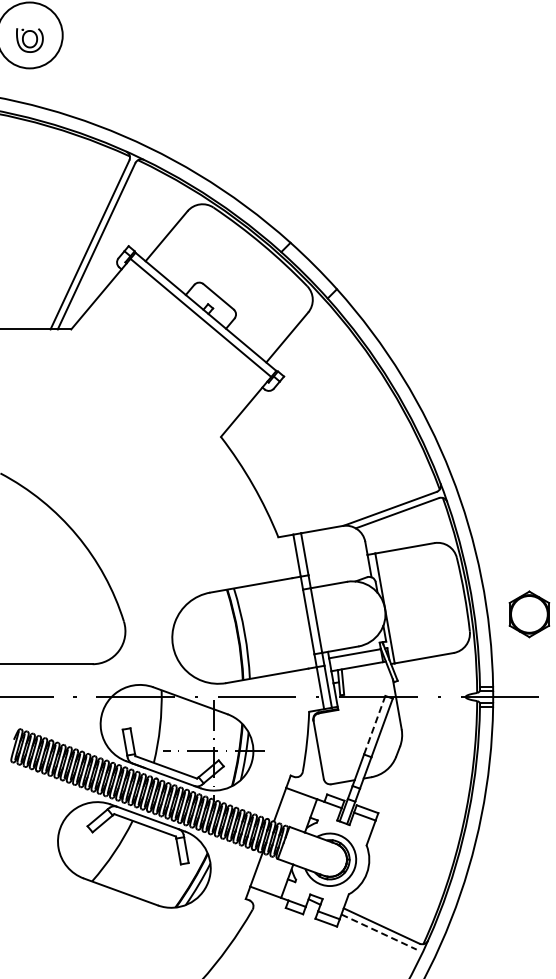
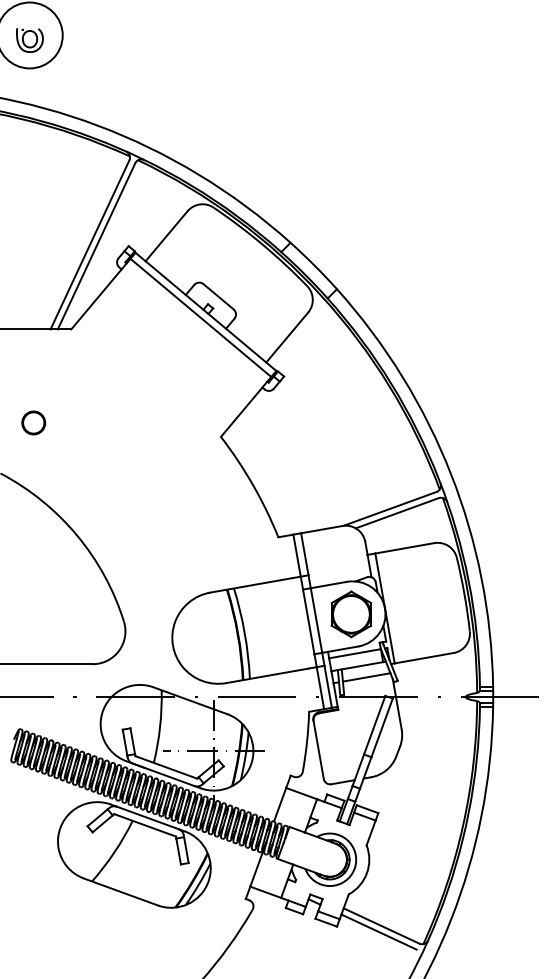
part: none -> present (33, 422)
part position: (529, 614) -> (351, 614) (351, 614)
line: none -> present (366, 677)
line: dashed -> solid (374, 725)
line: dashed -> solid (379, 932)
